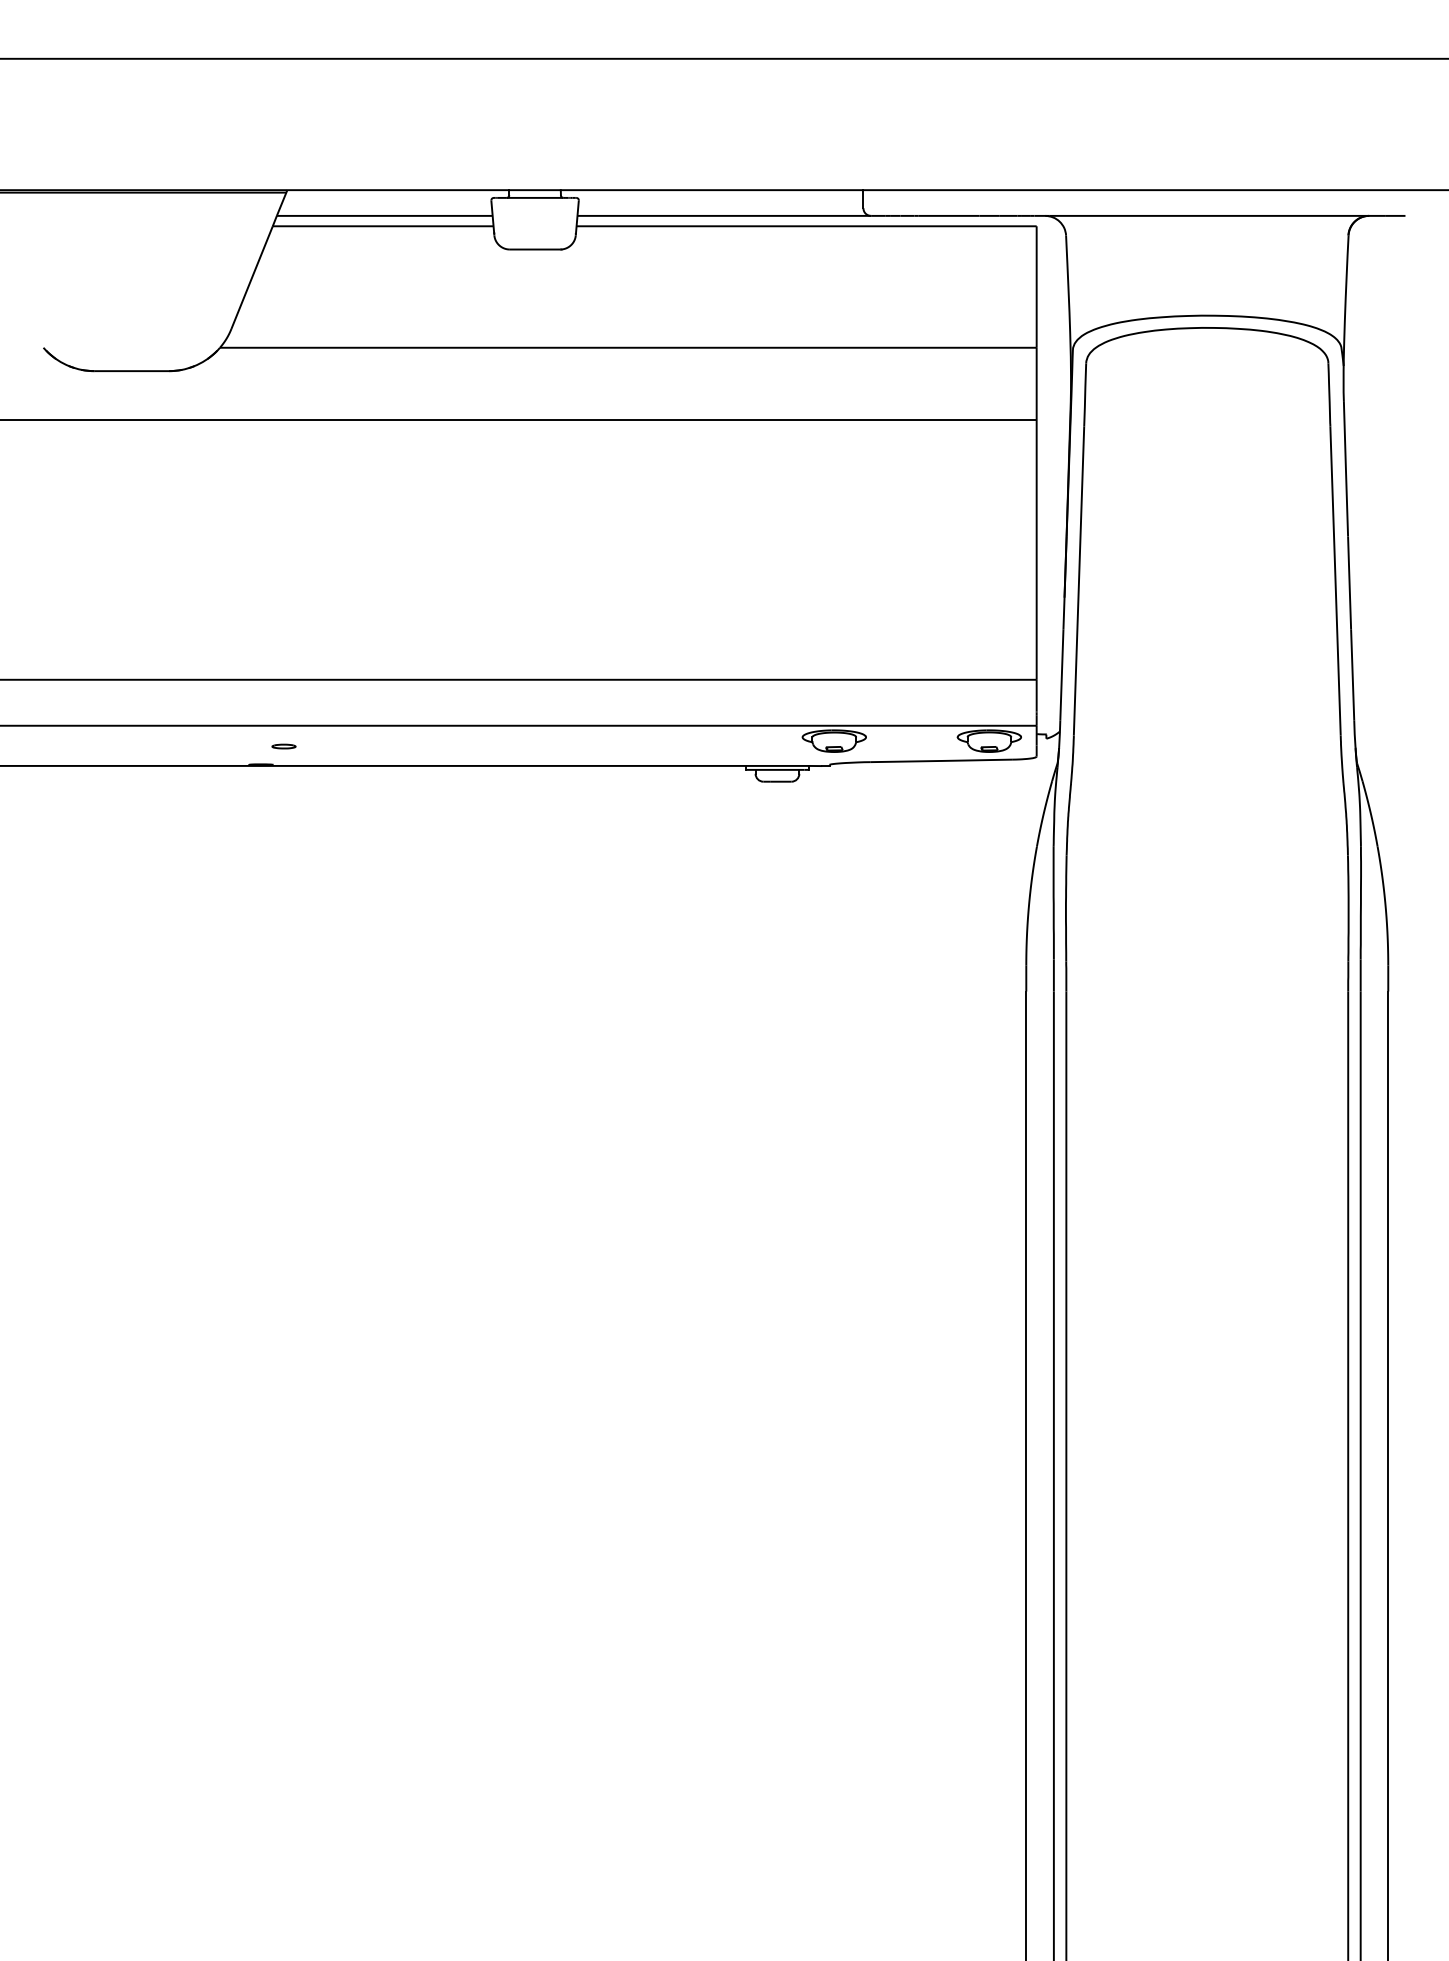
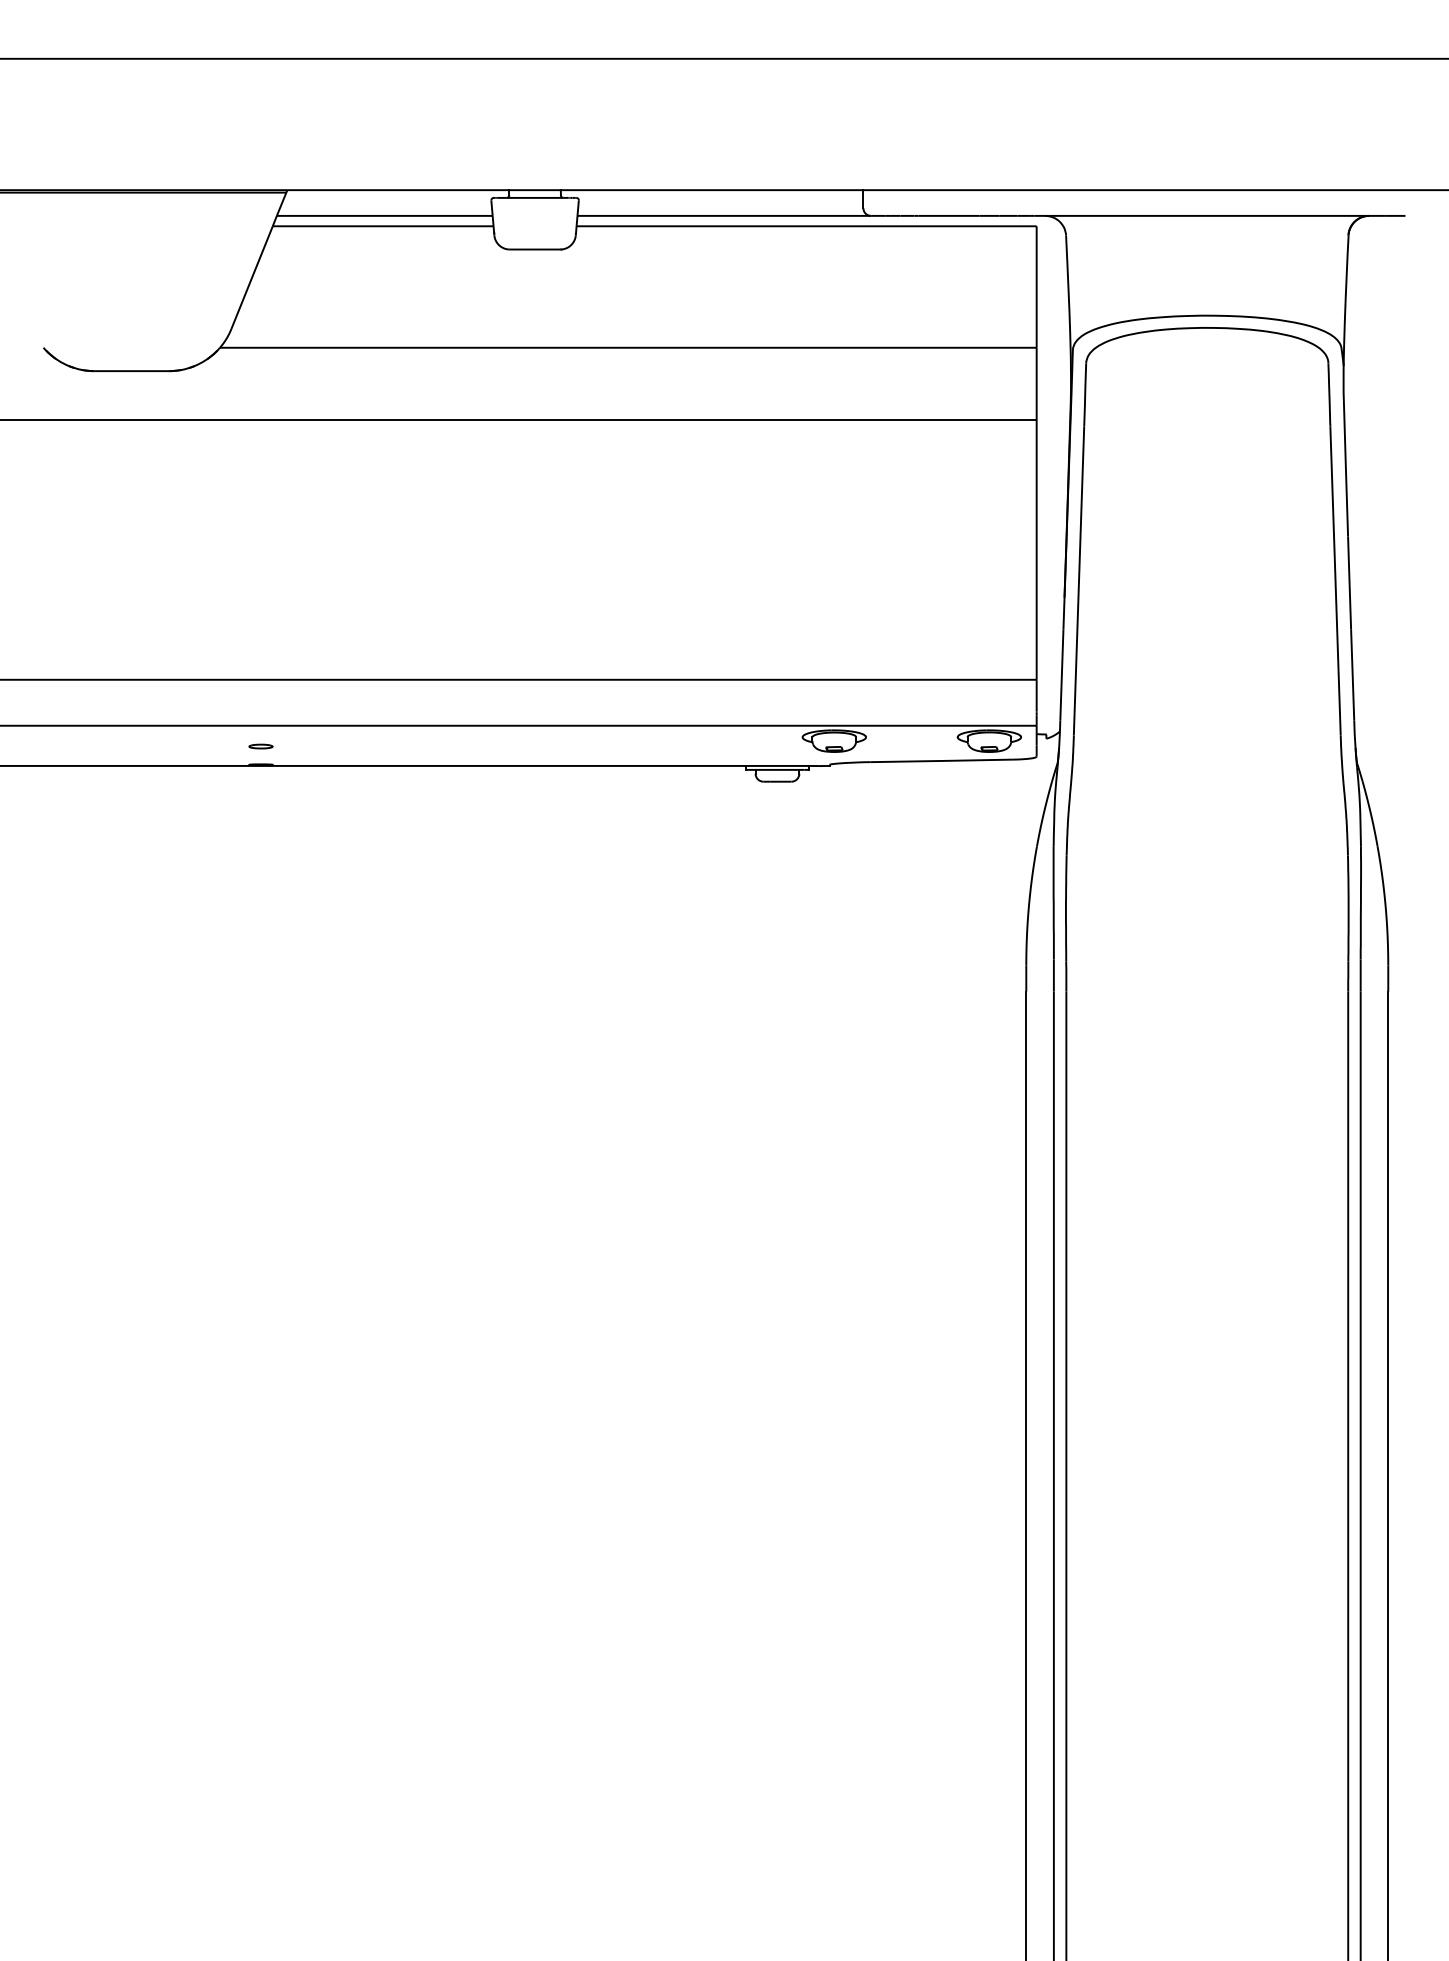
part position: (283, 746) -> (260, 746) (260, 746)
